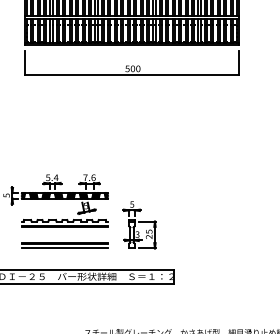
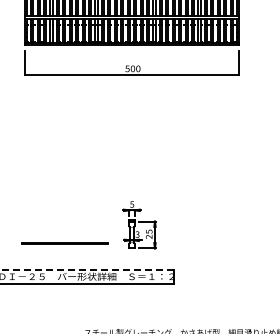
part: present -> none (55, 200)
line: present -> none (64, 248)
line: solid -> dashed (86, 269)
